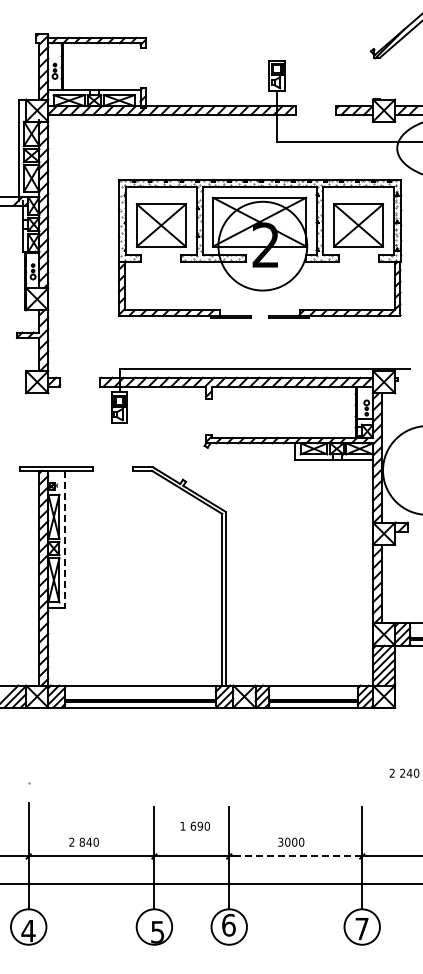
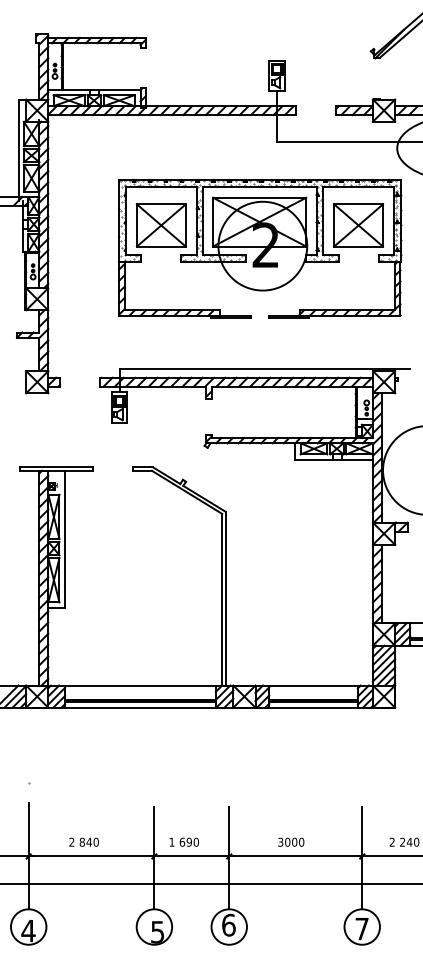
line: dashed -> solid (64, 539)
text position: (404, 772) -> (404, 841) (404, 841)
text position: (194, 825) -> (183, 841) (183, 841)
line: dashed -> solid (296, 856)
